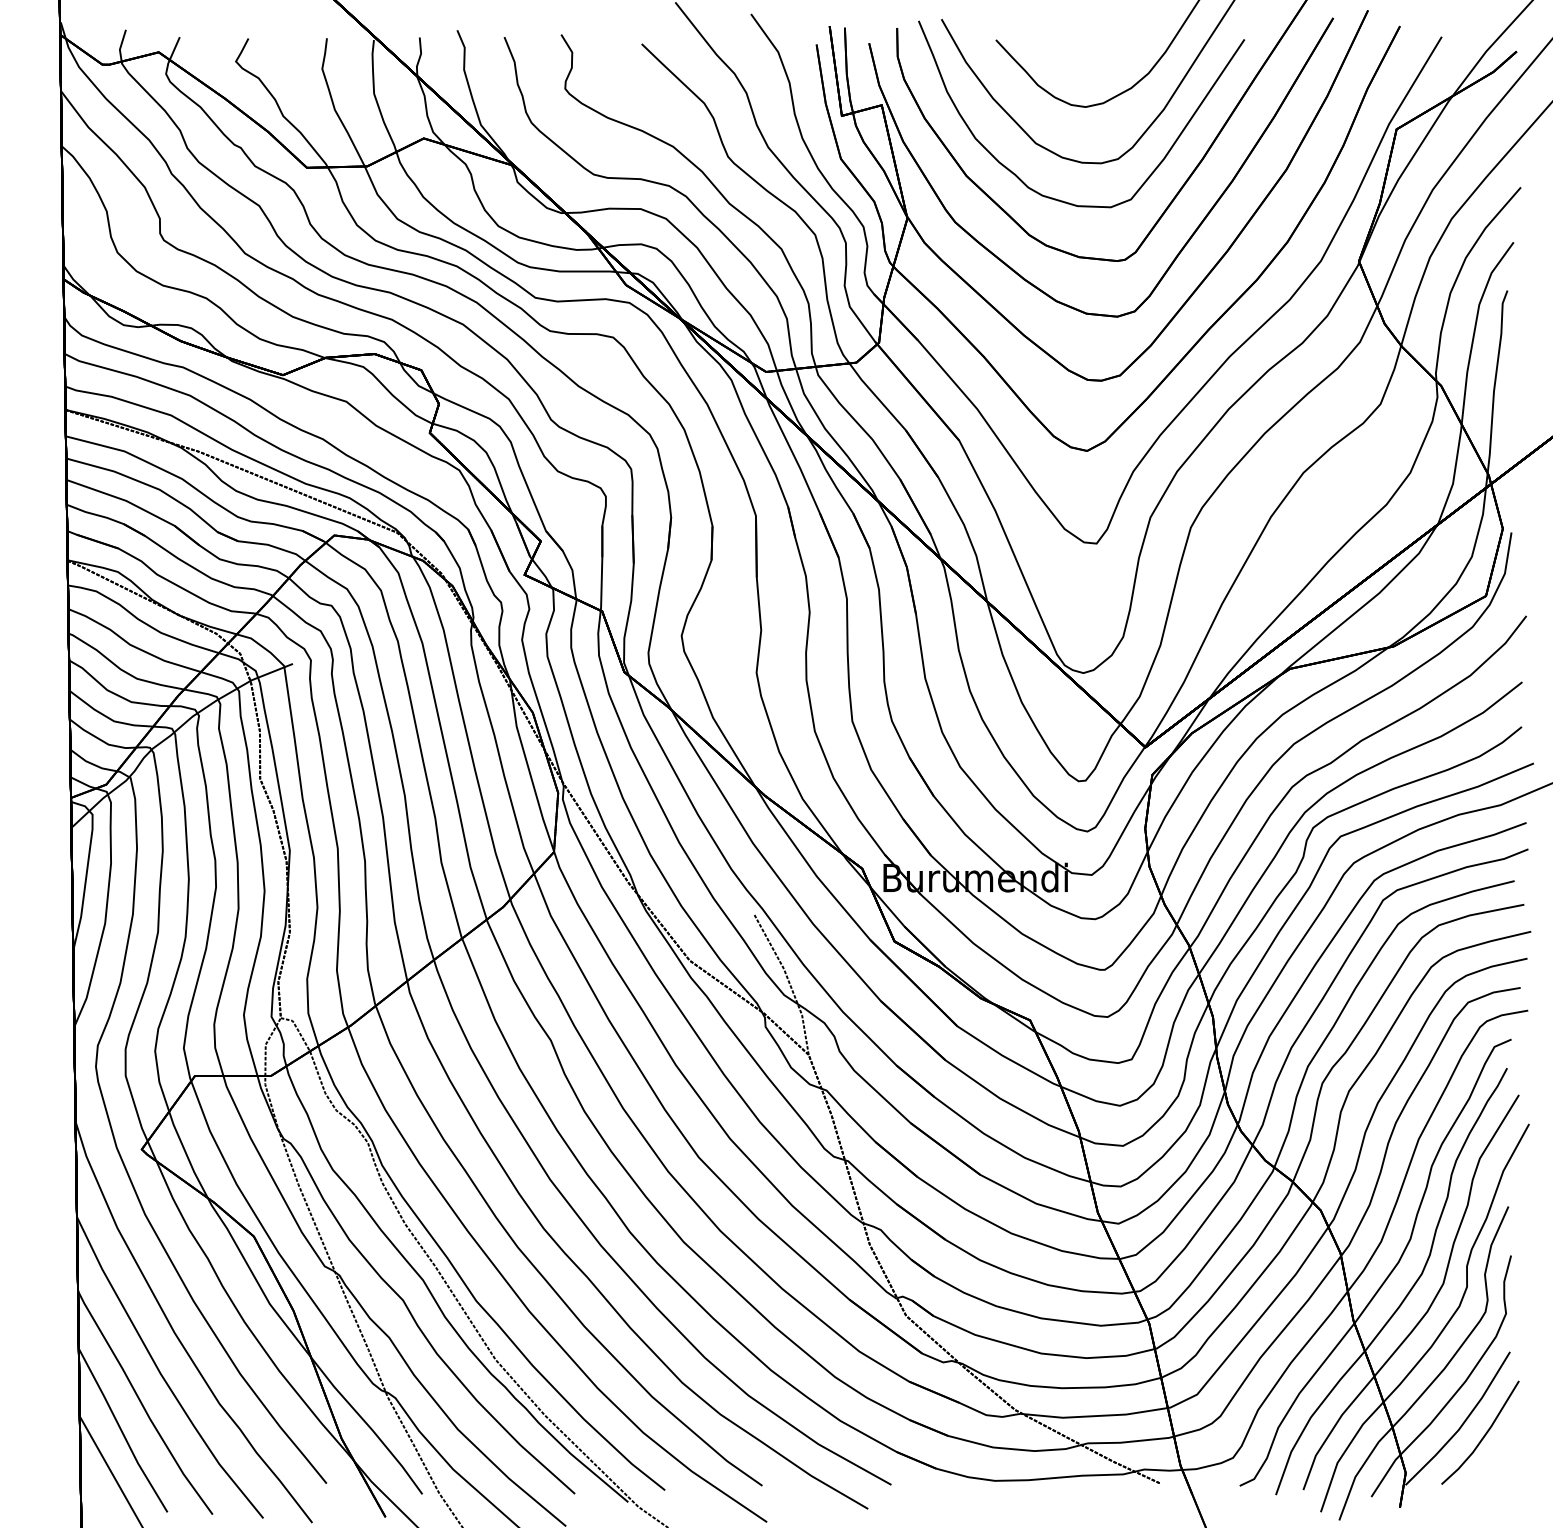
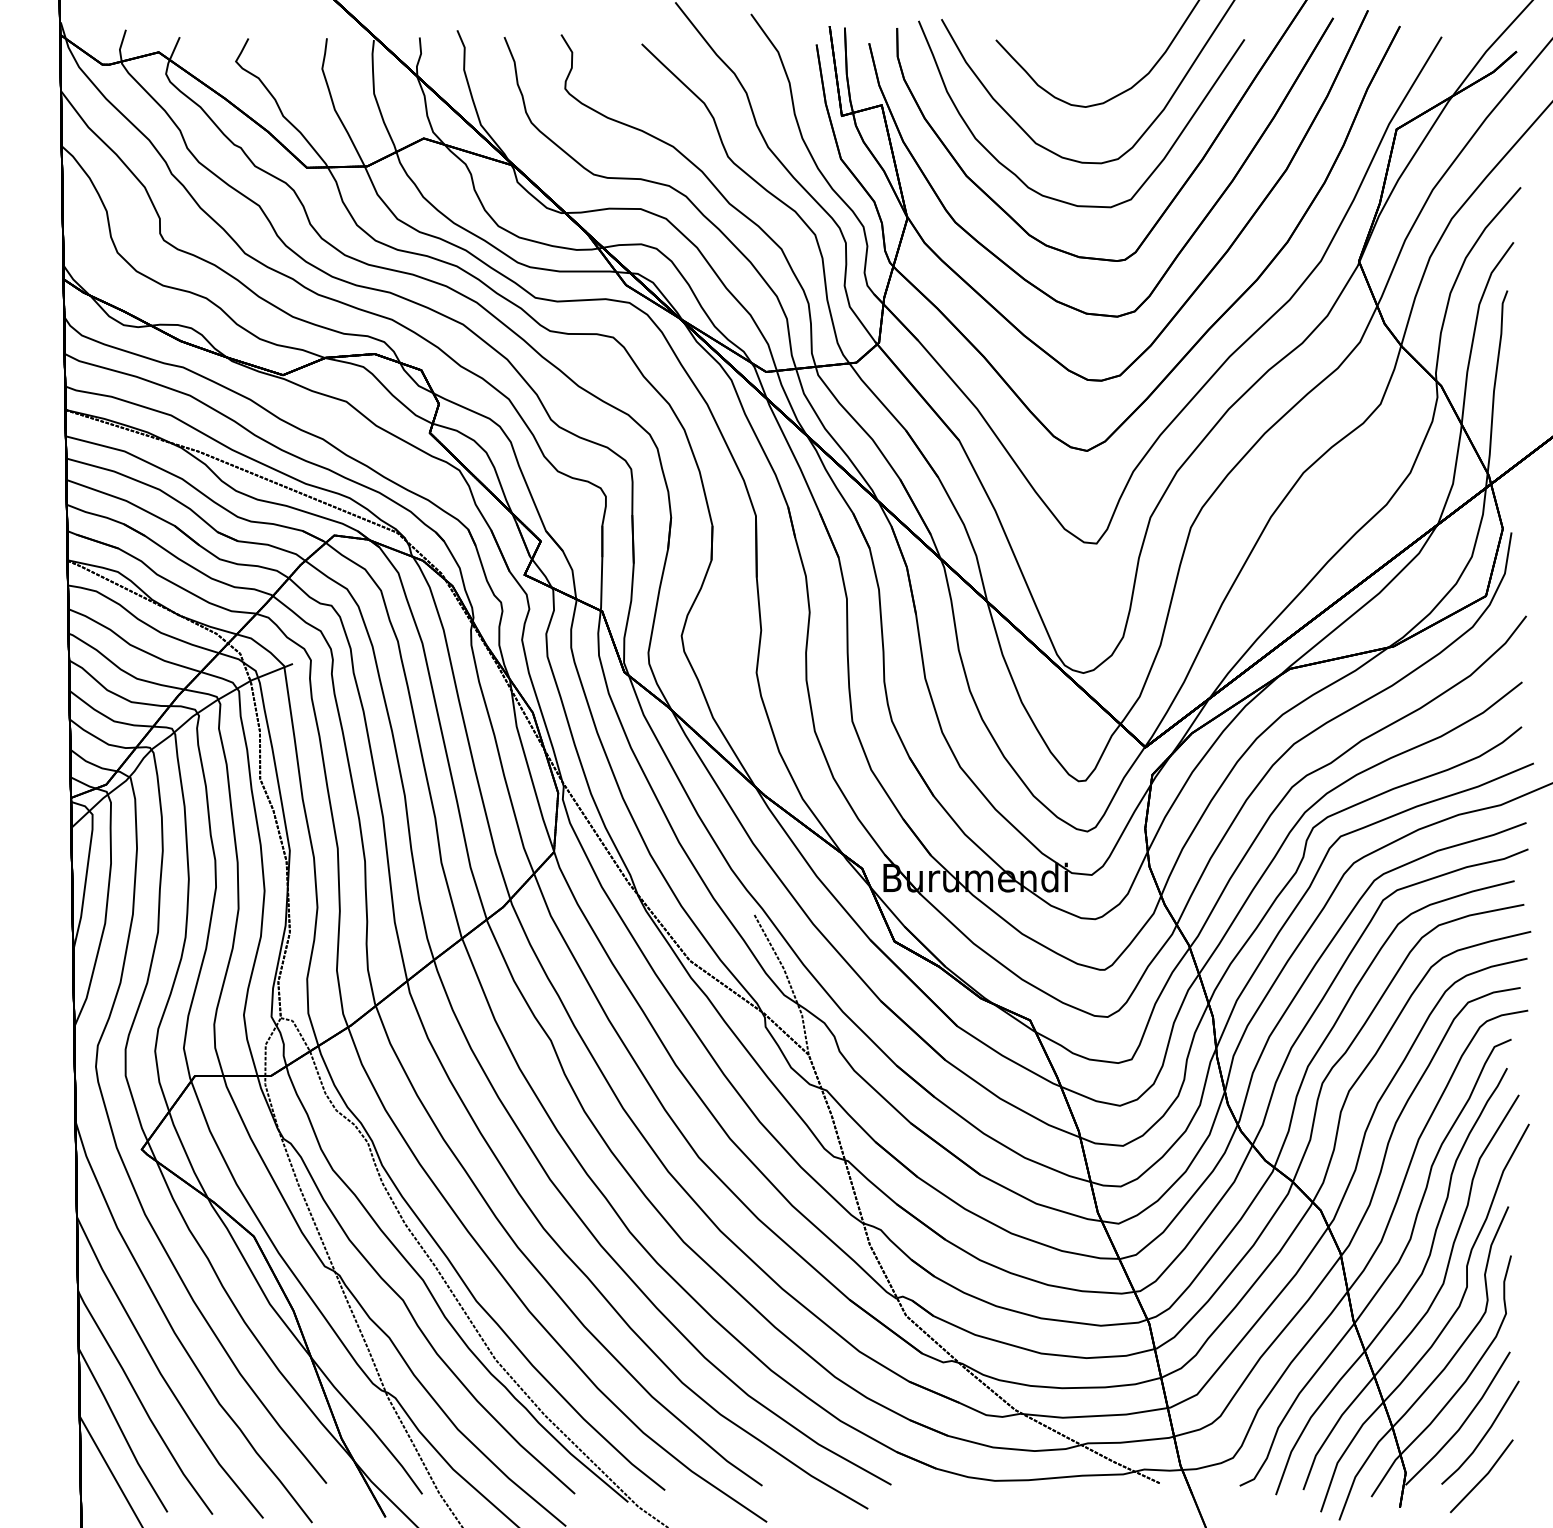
line: none -> present (1482, 1477)
